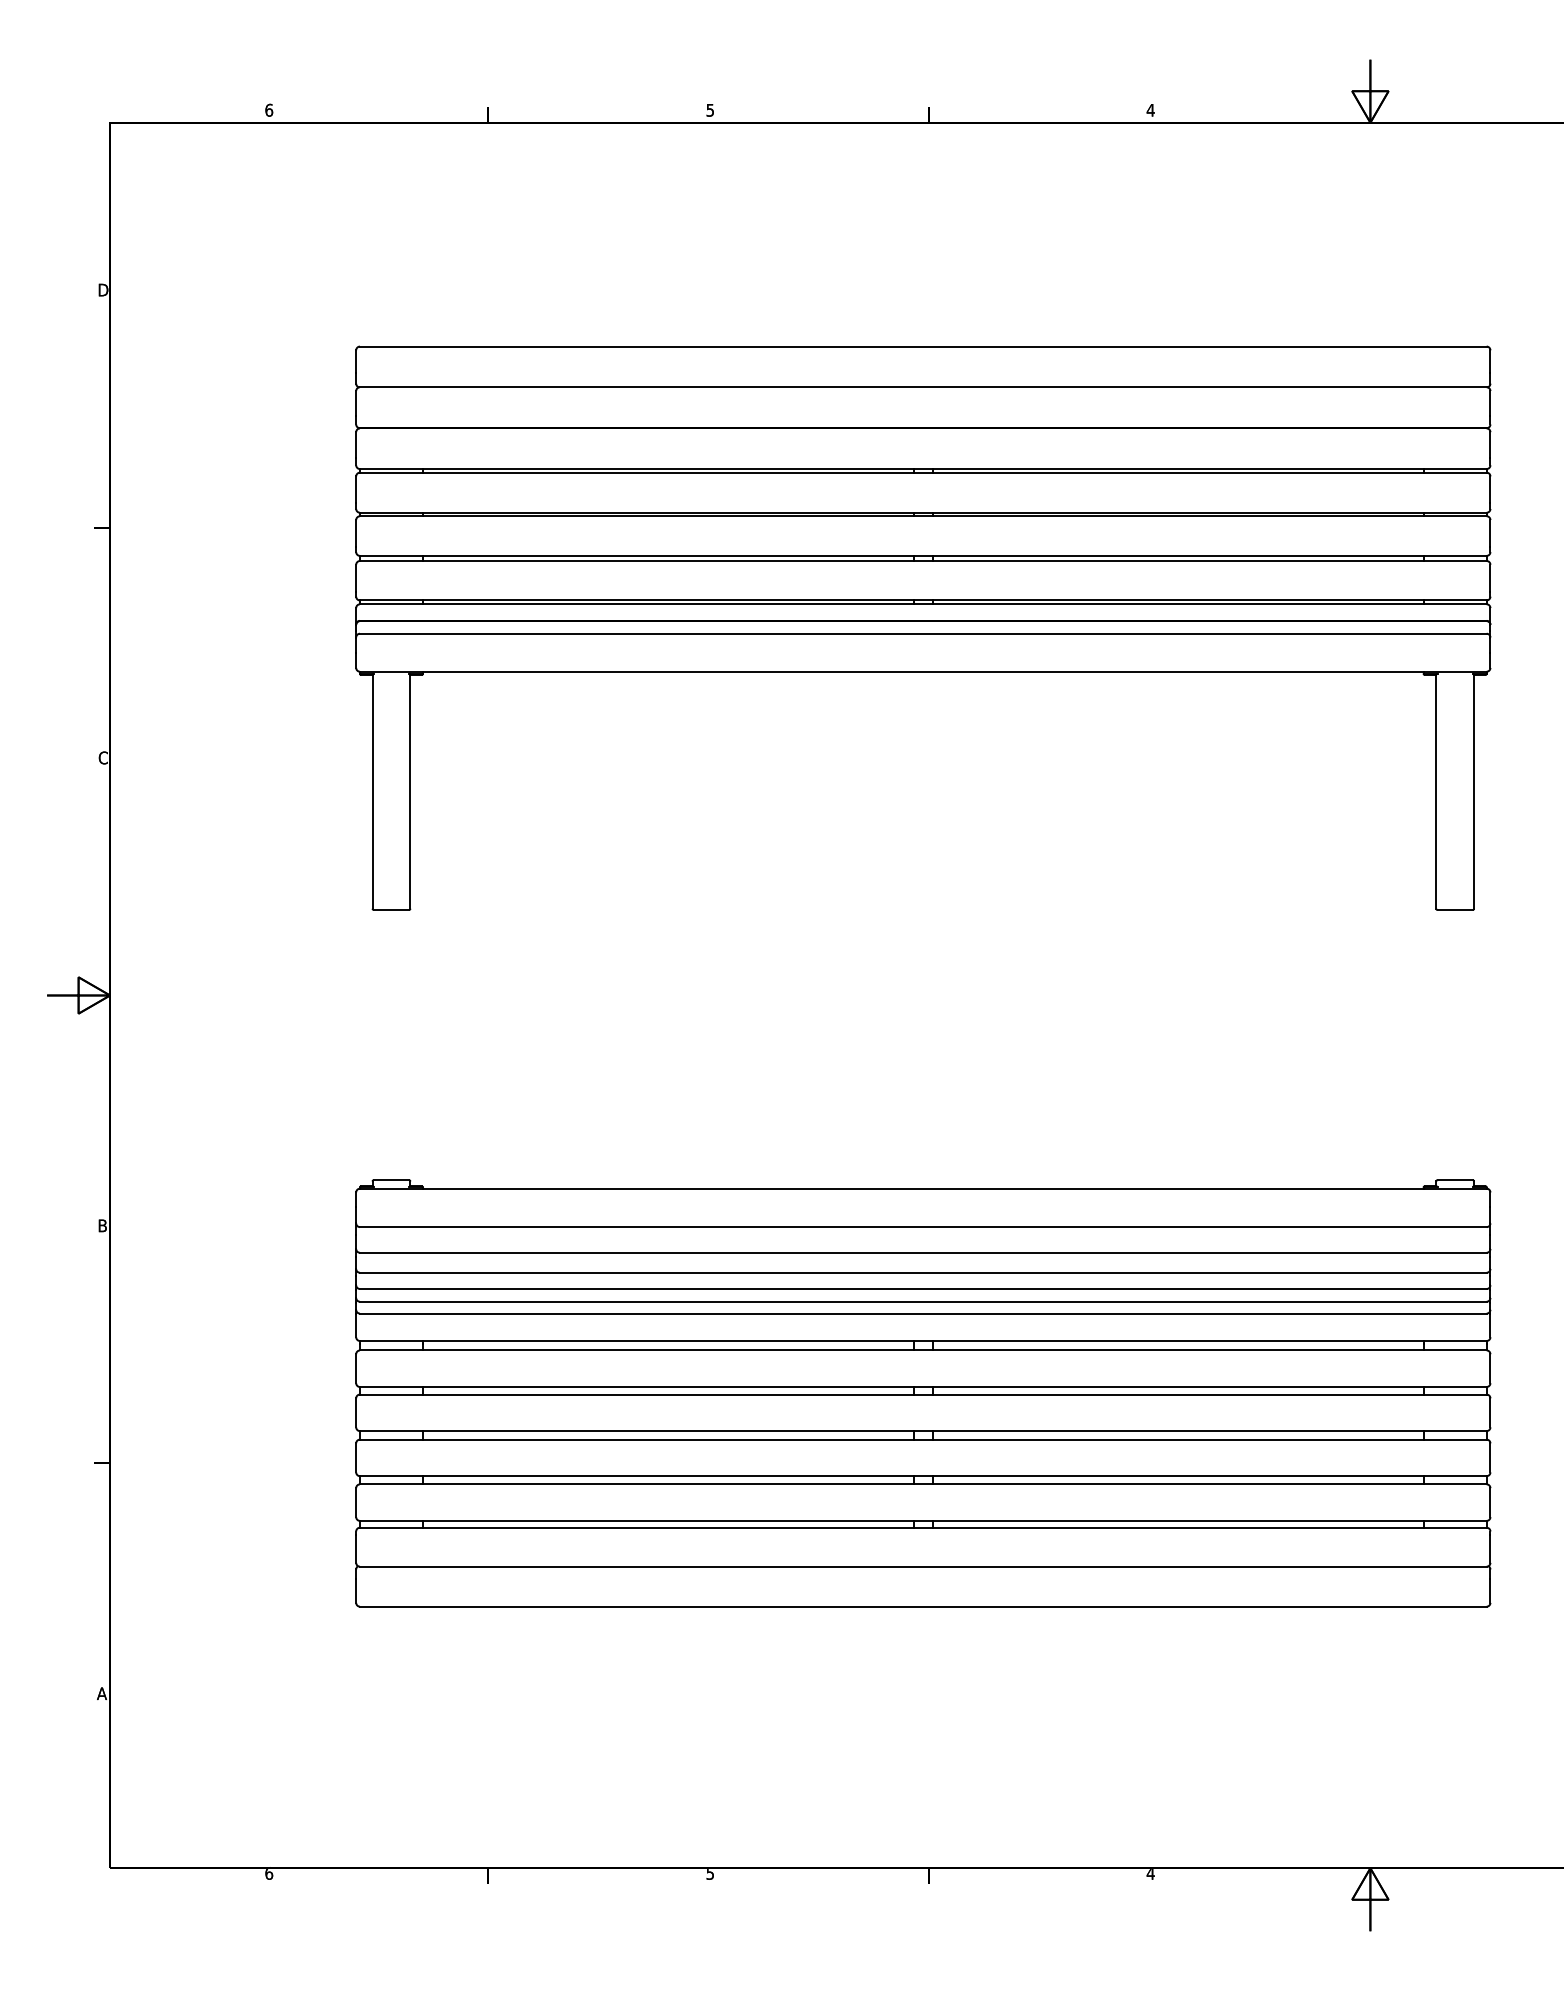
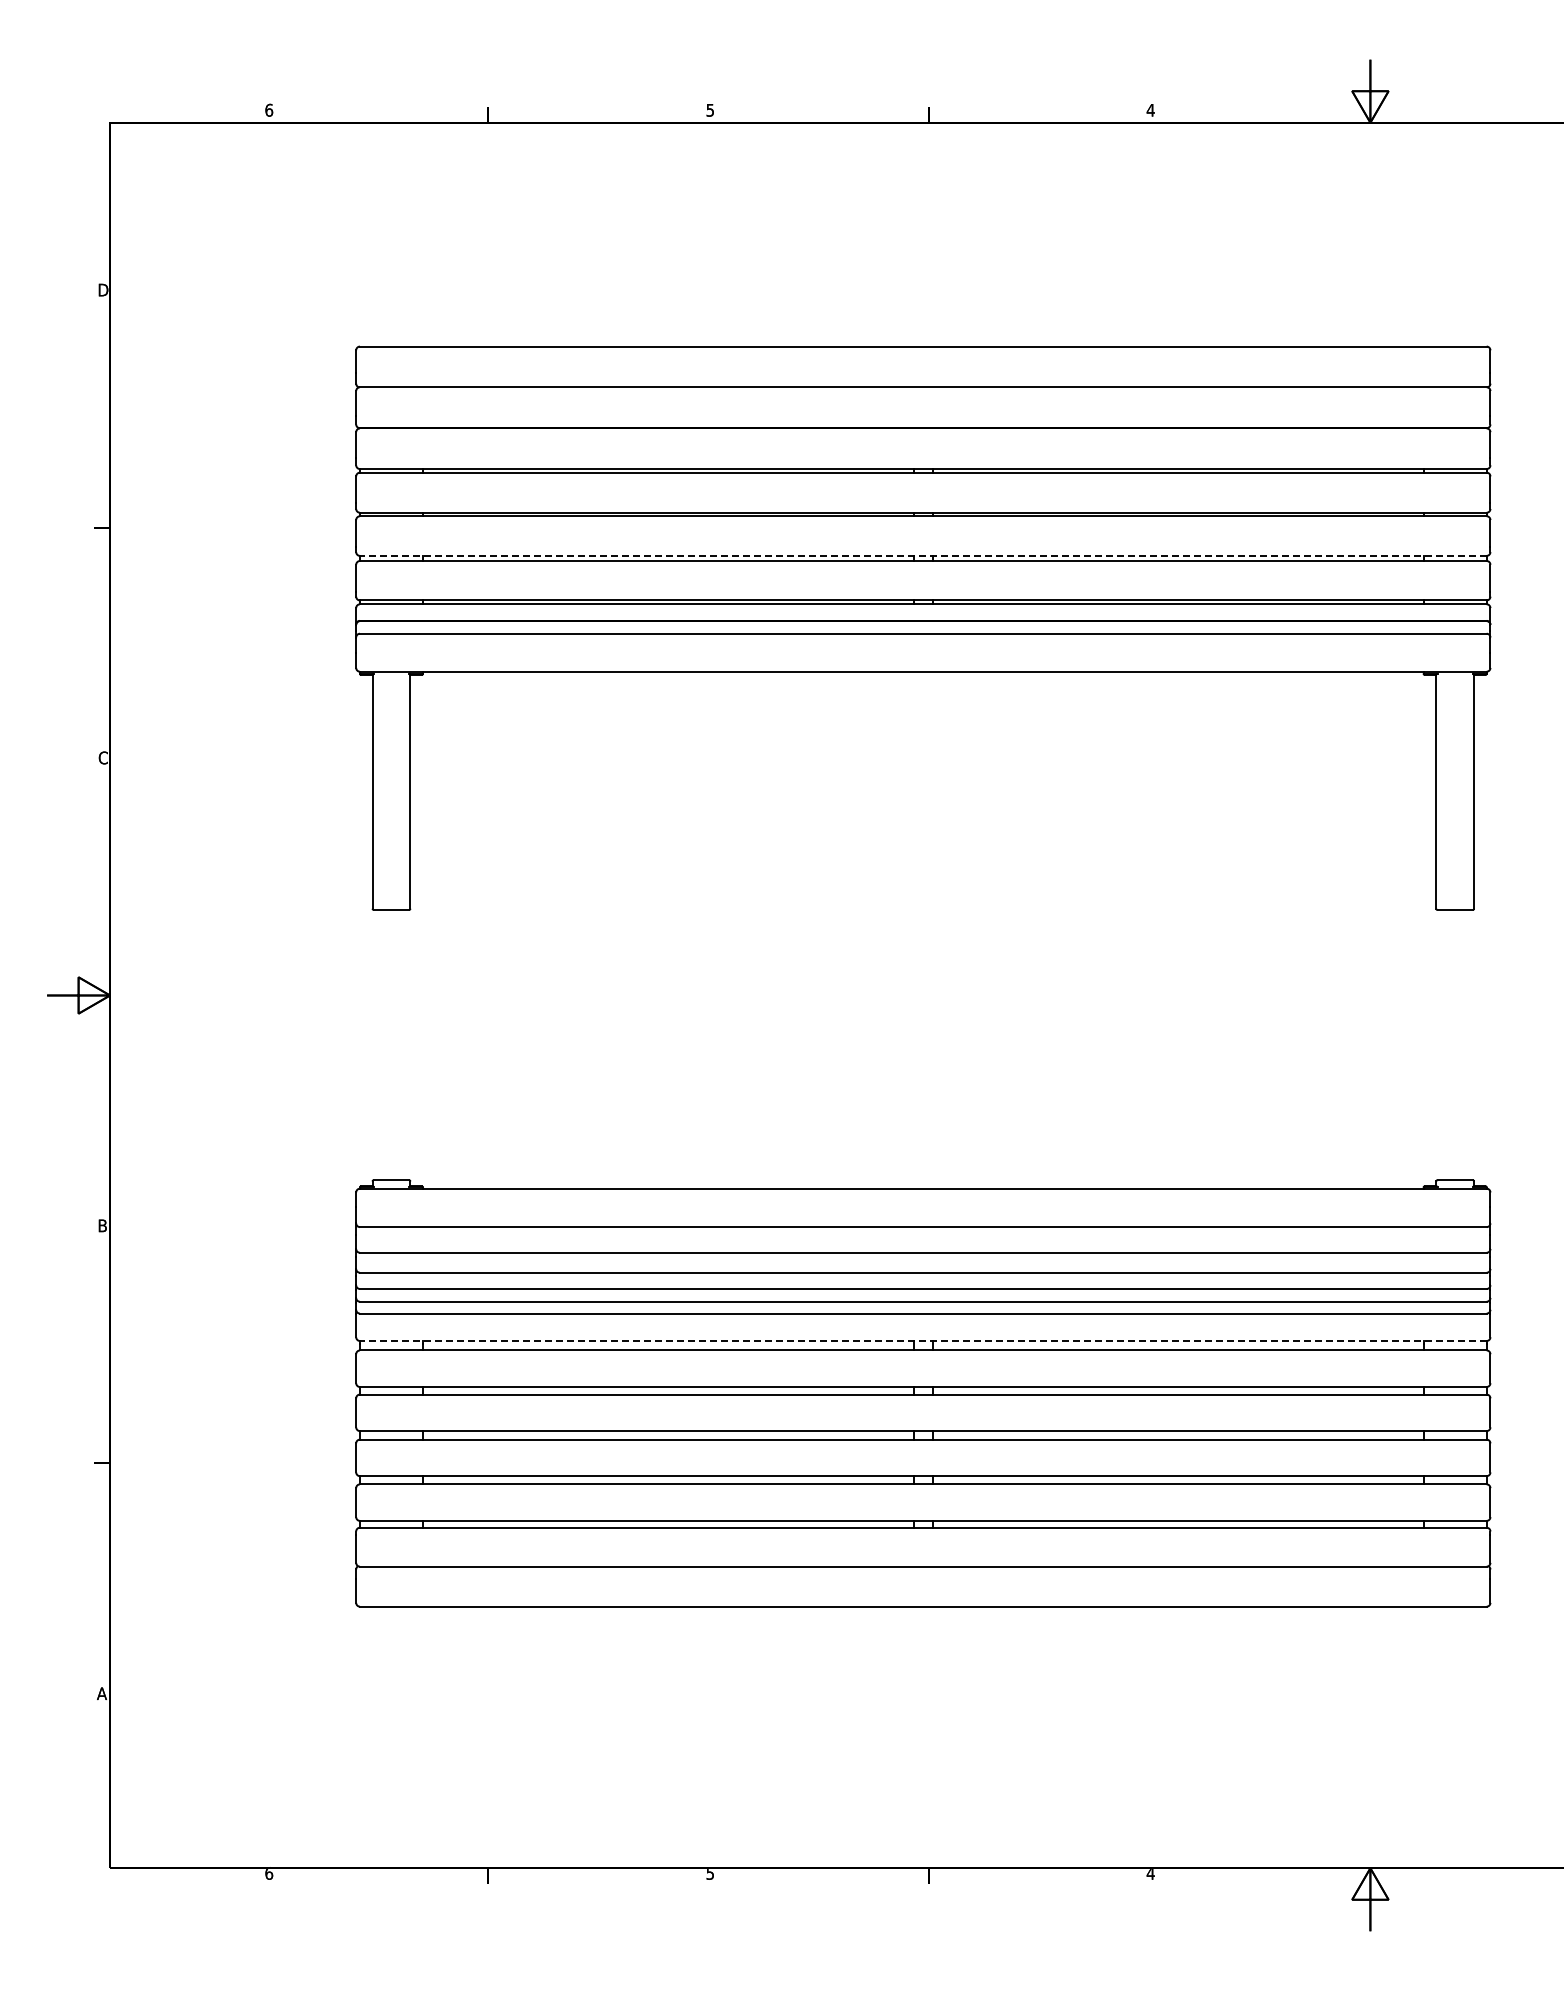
line: solid -> dashed (922, 555)
line: solid -> dashed (922, 1341)
